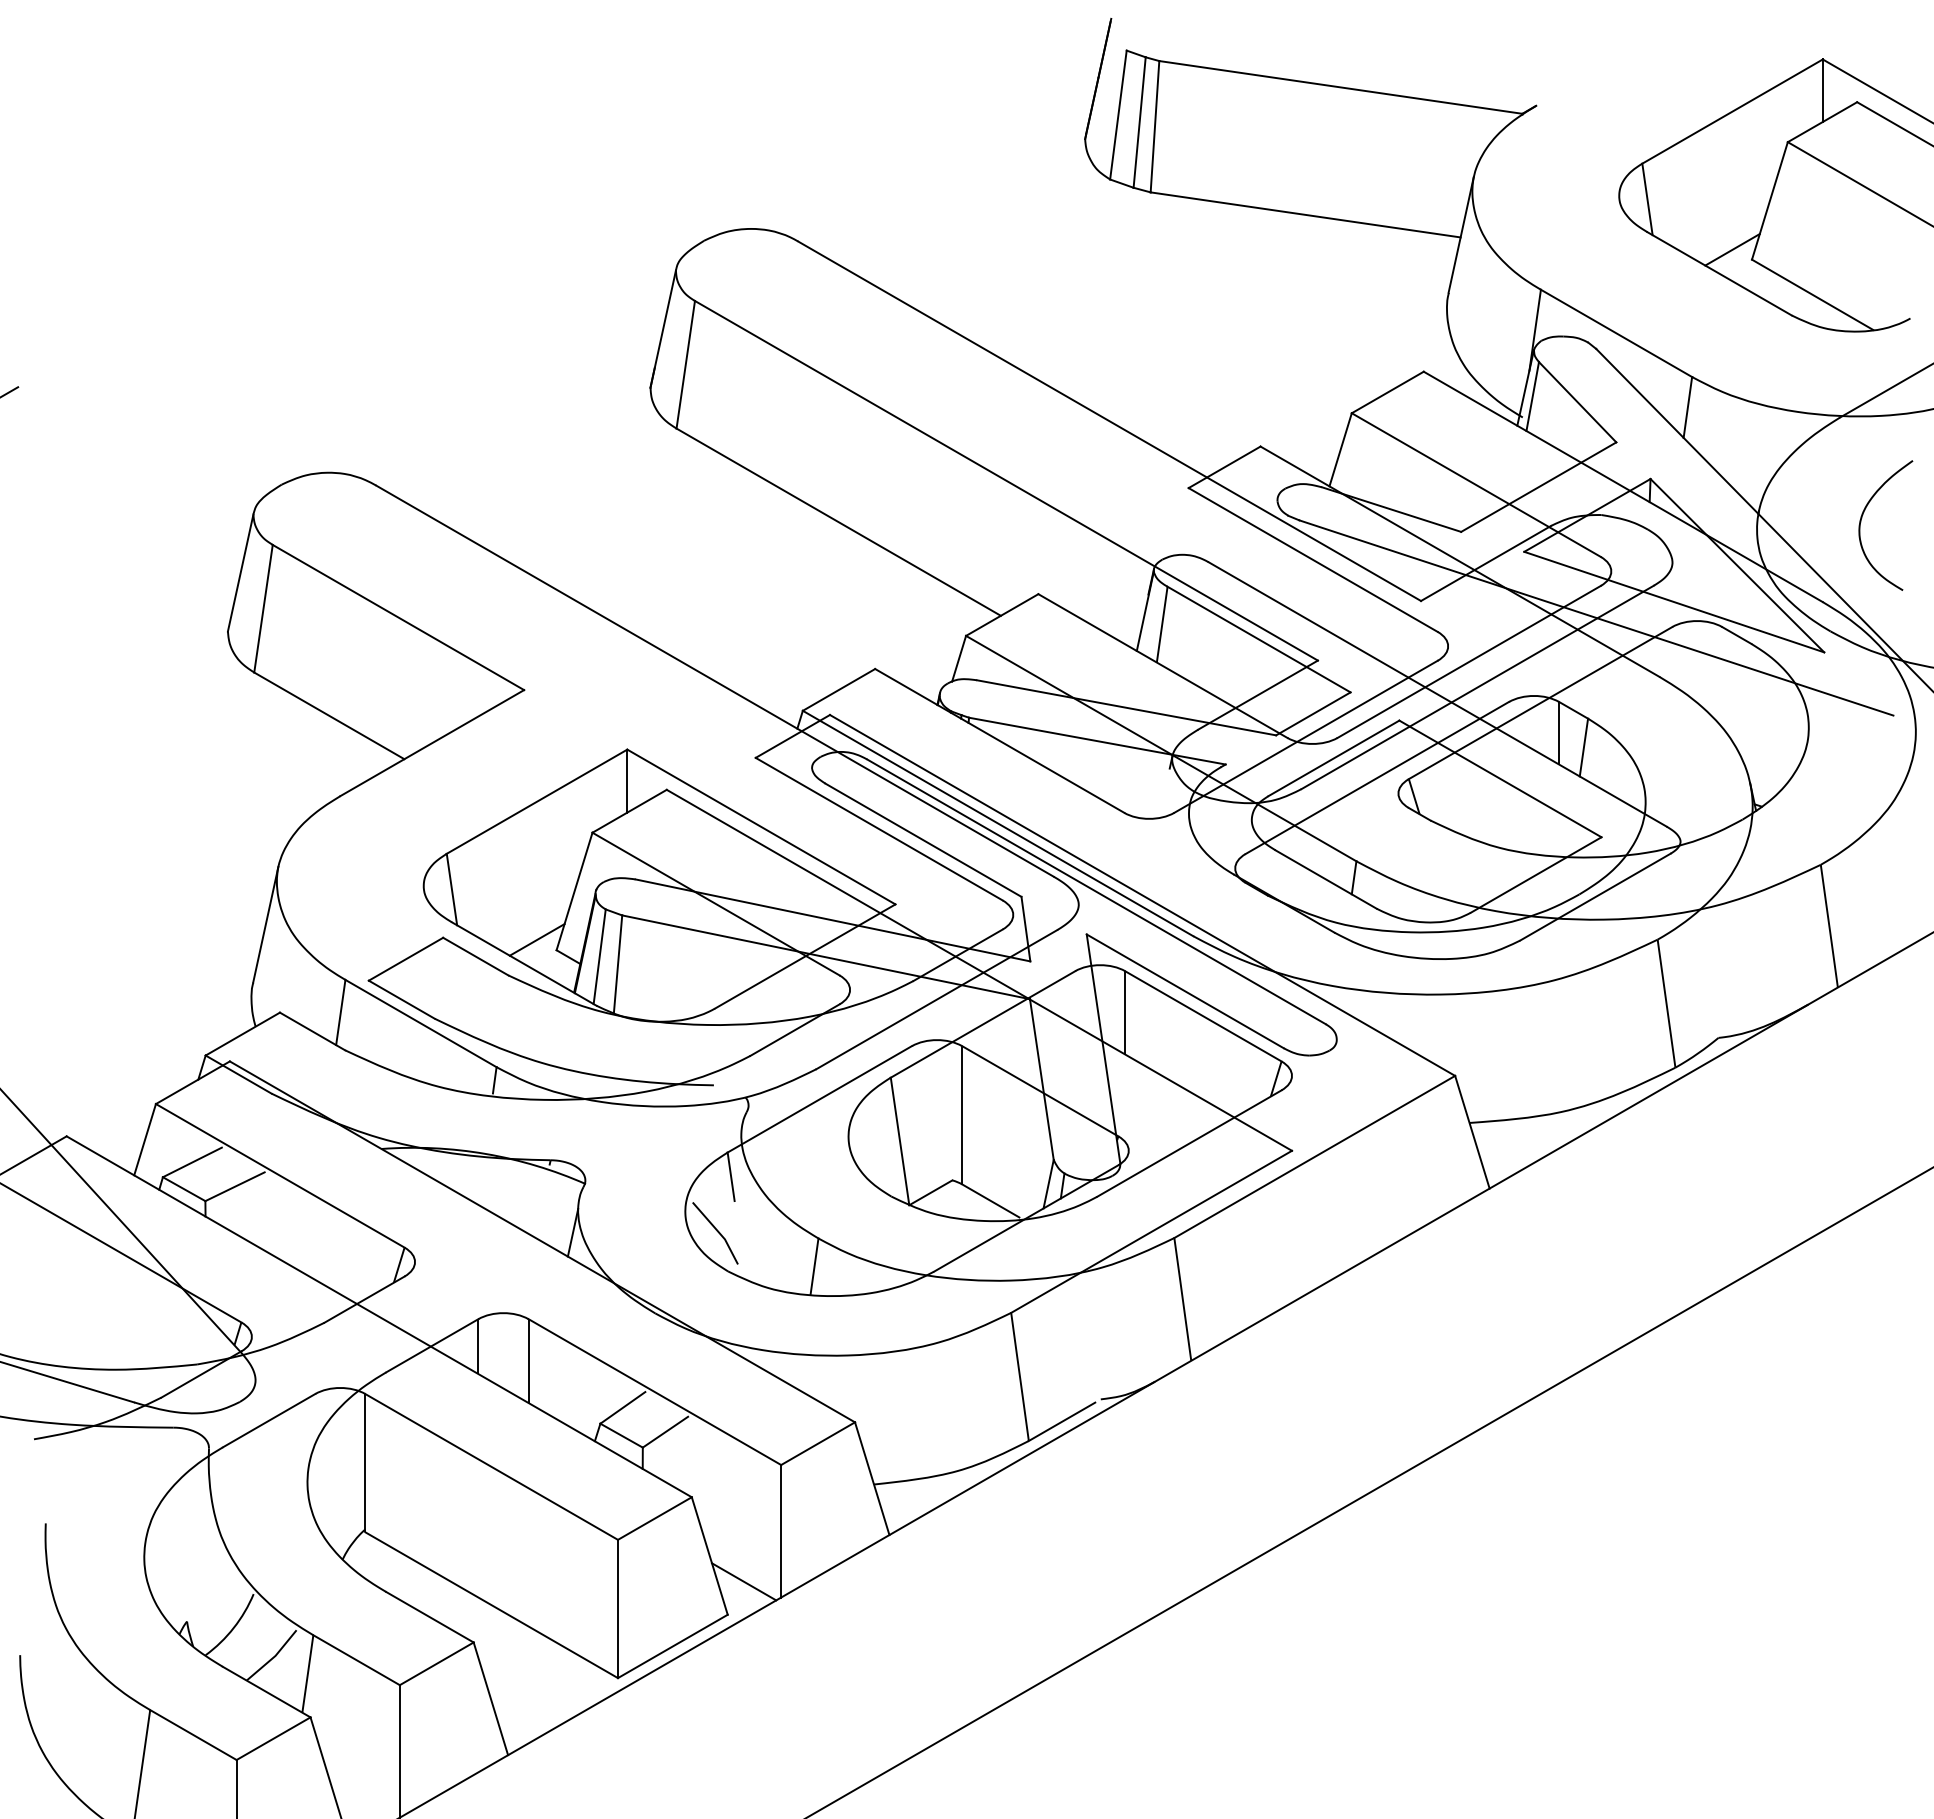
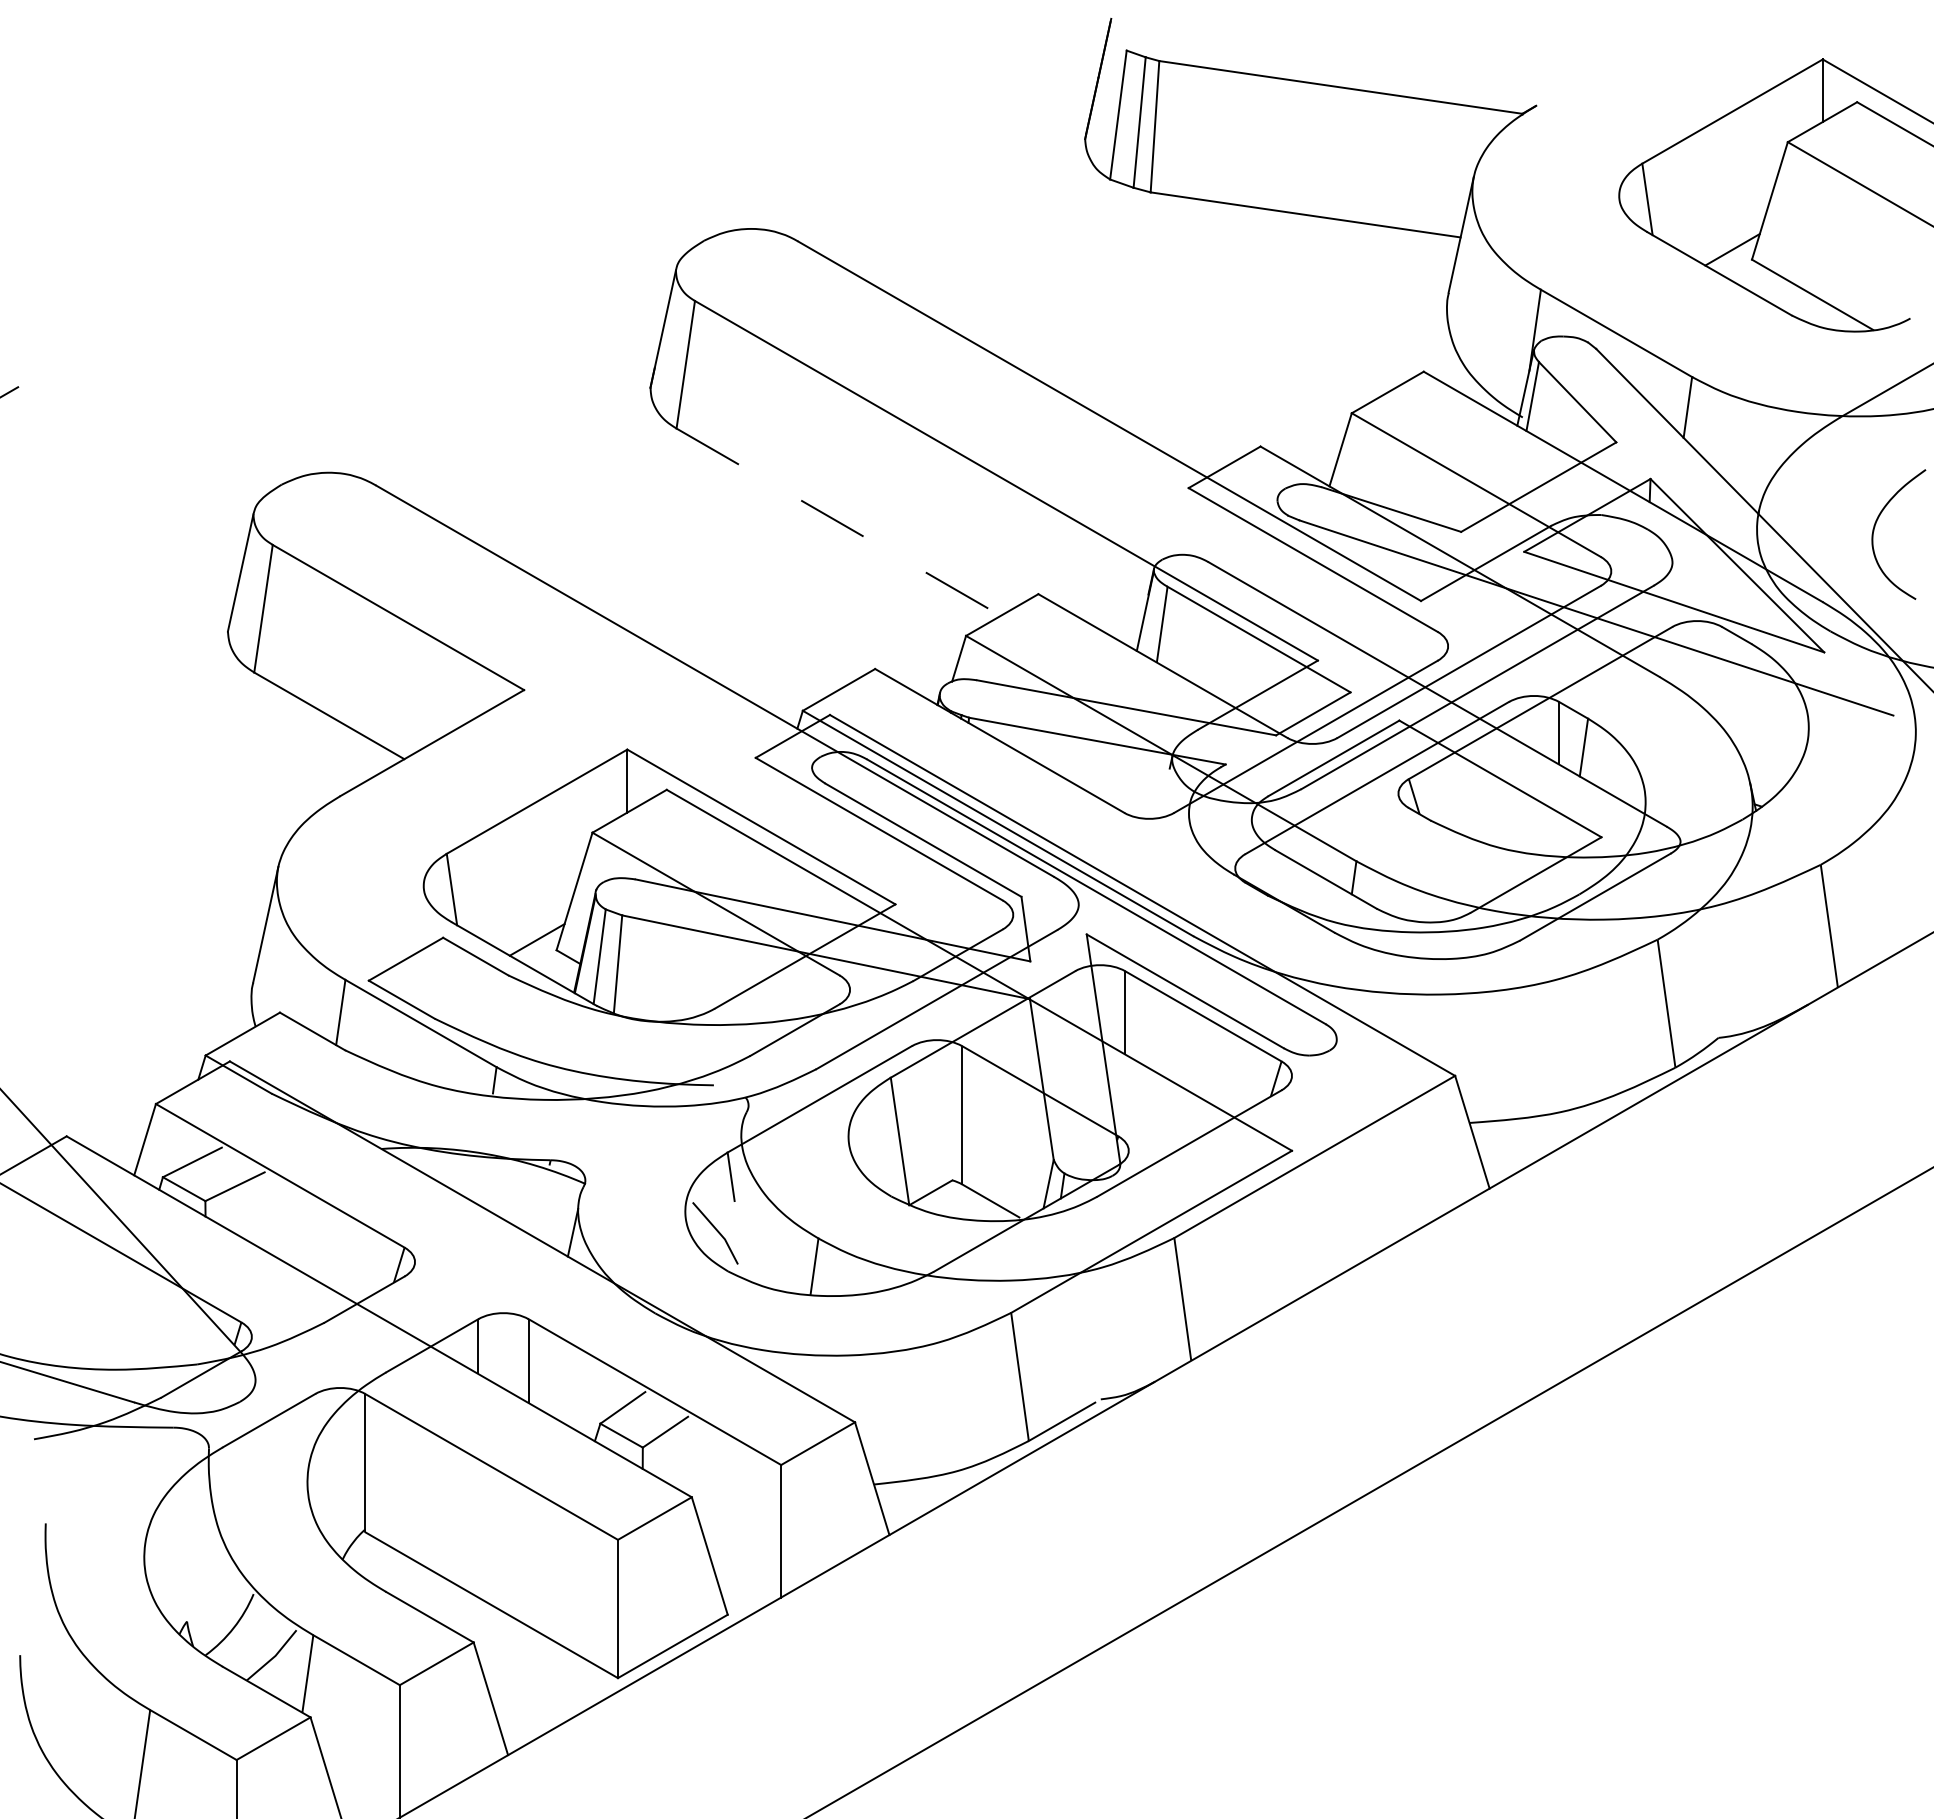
curve position: (1862, 518) -> (1875, 527) (1875, 527)
line: solid -> dashed (839, 522)
line: present -> none (744, 1581)
